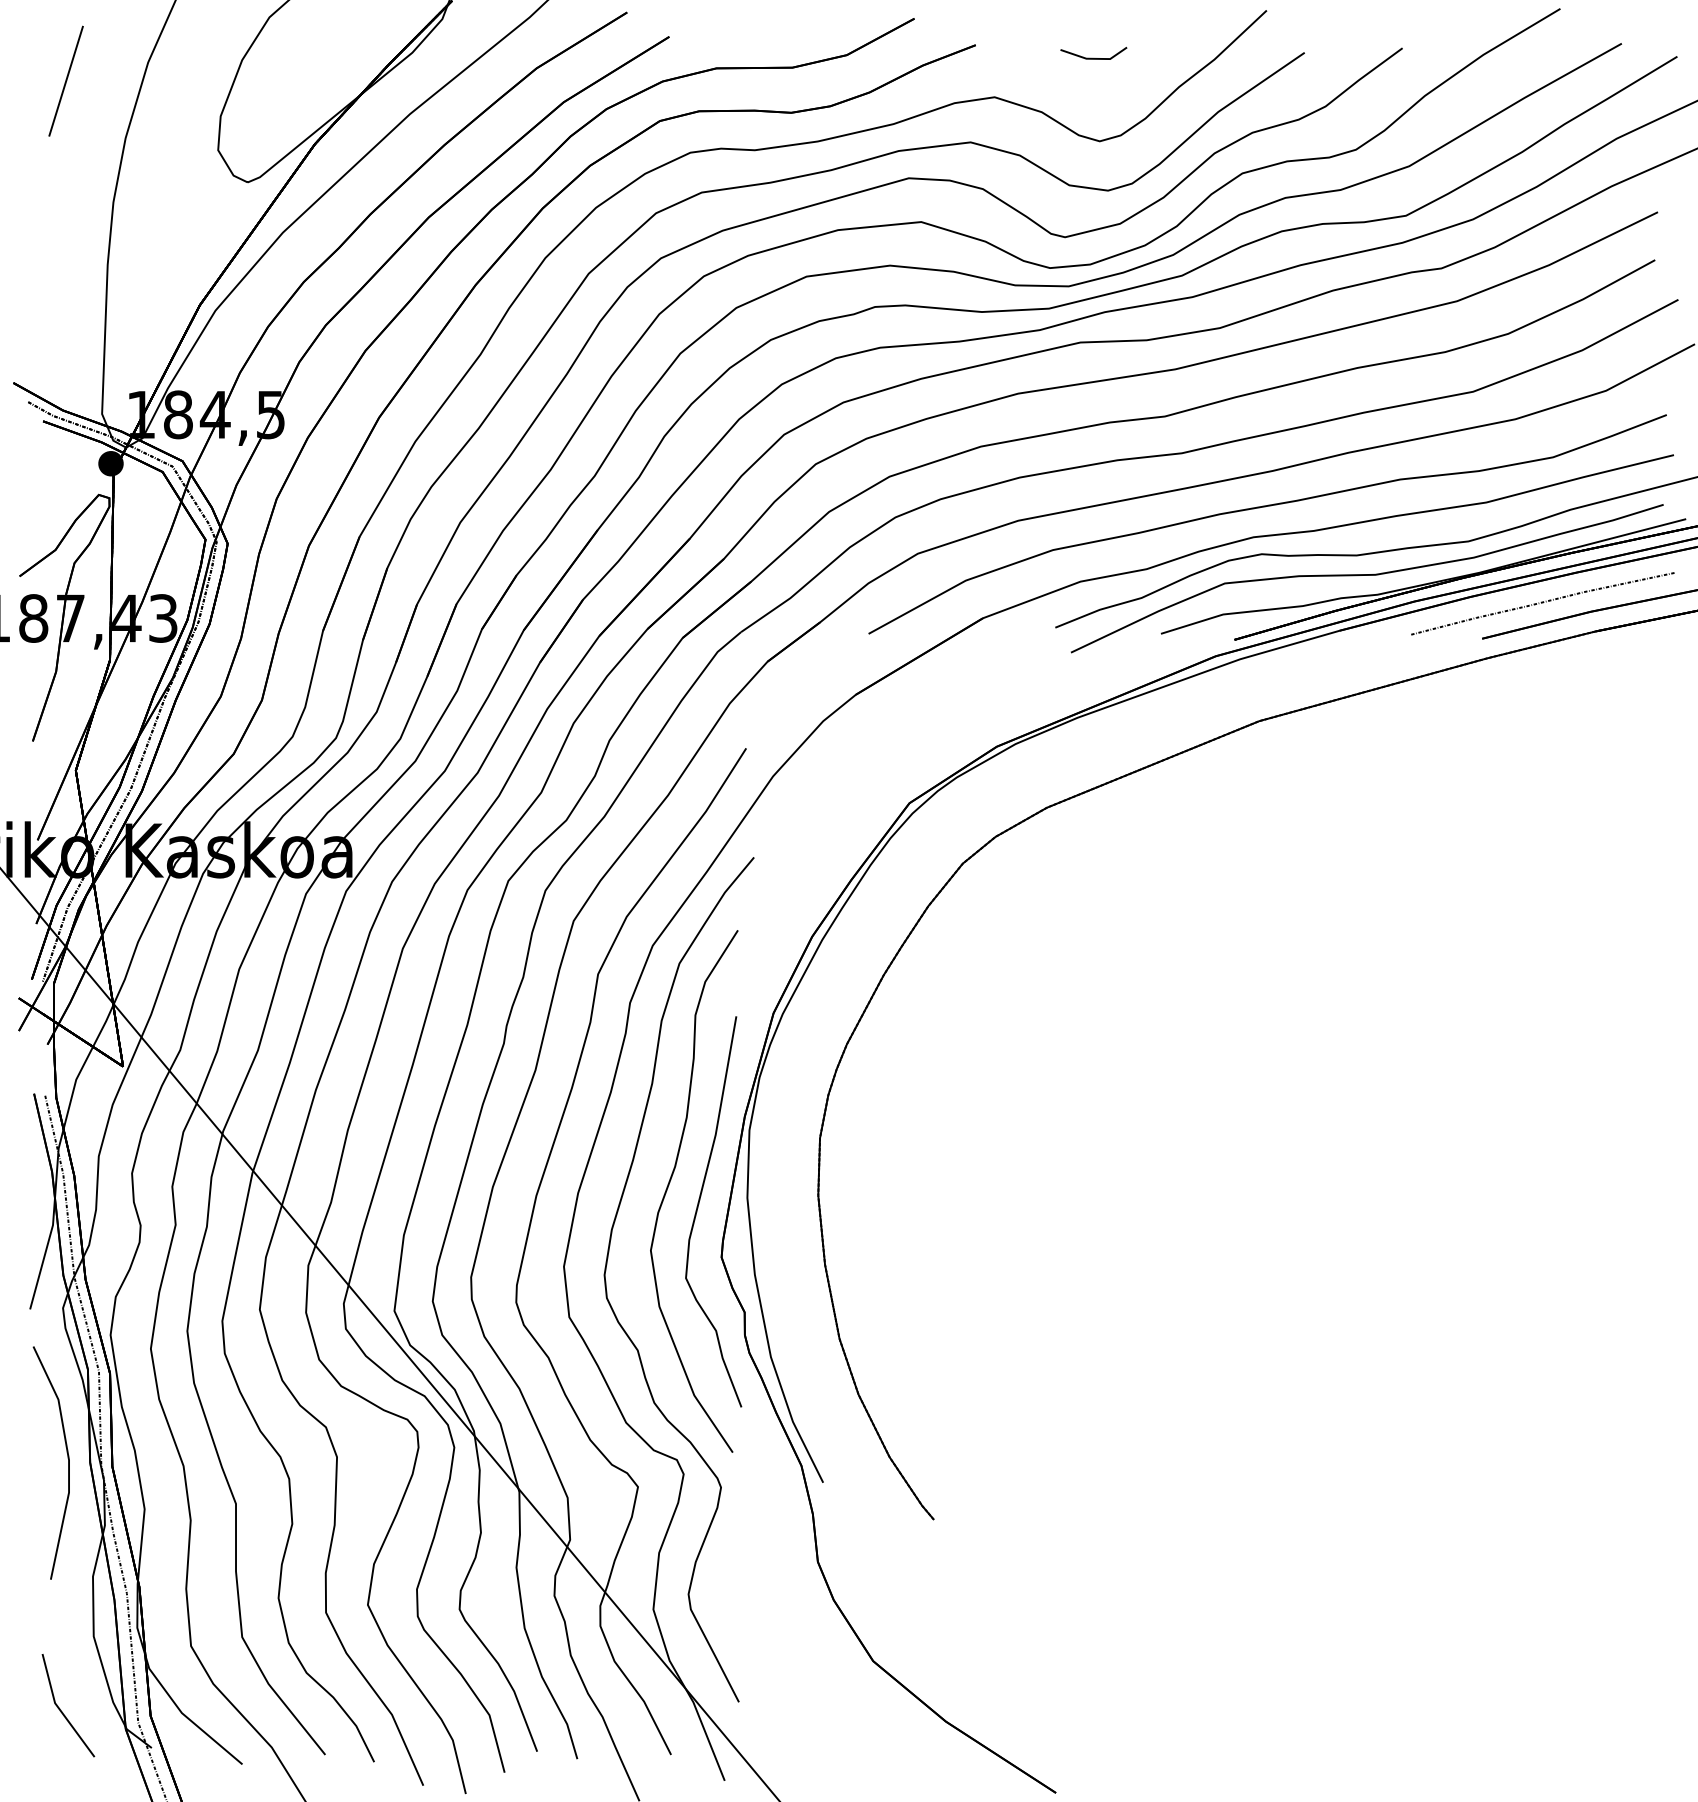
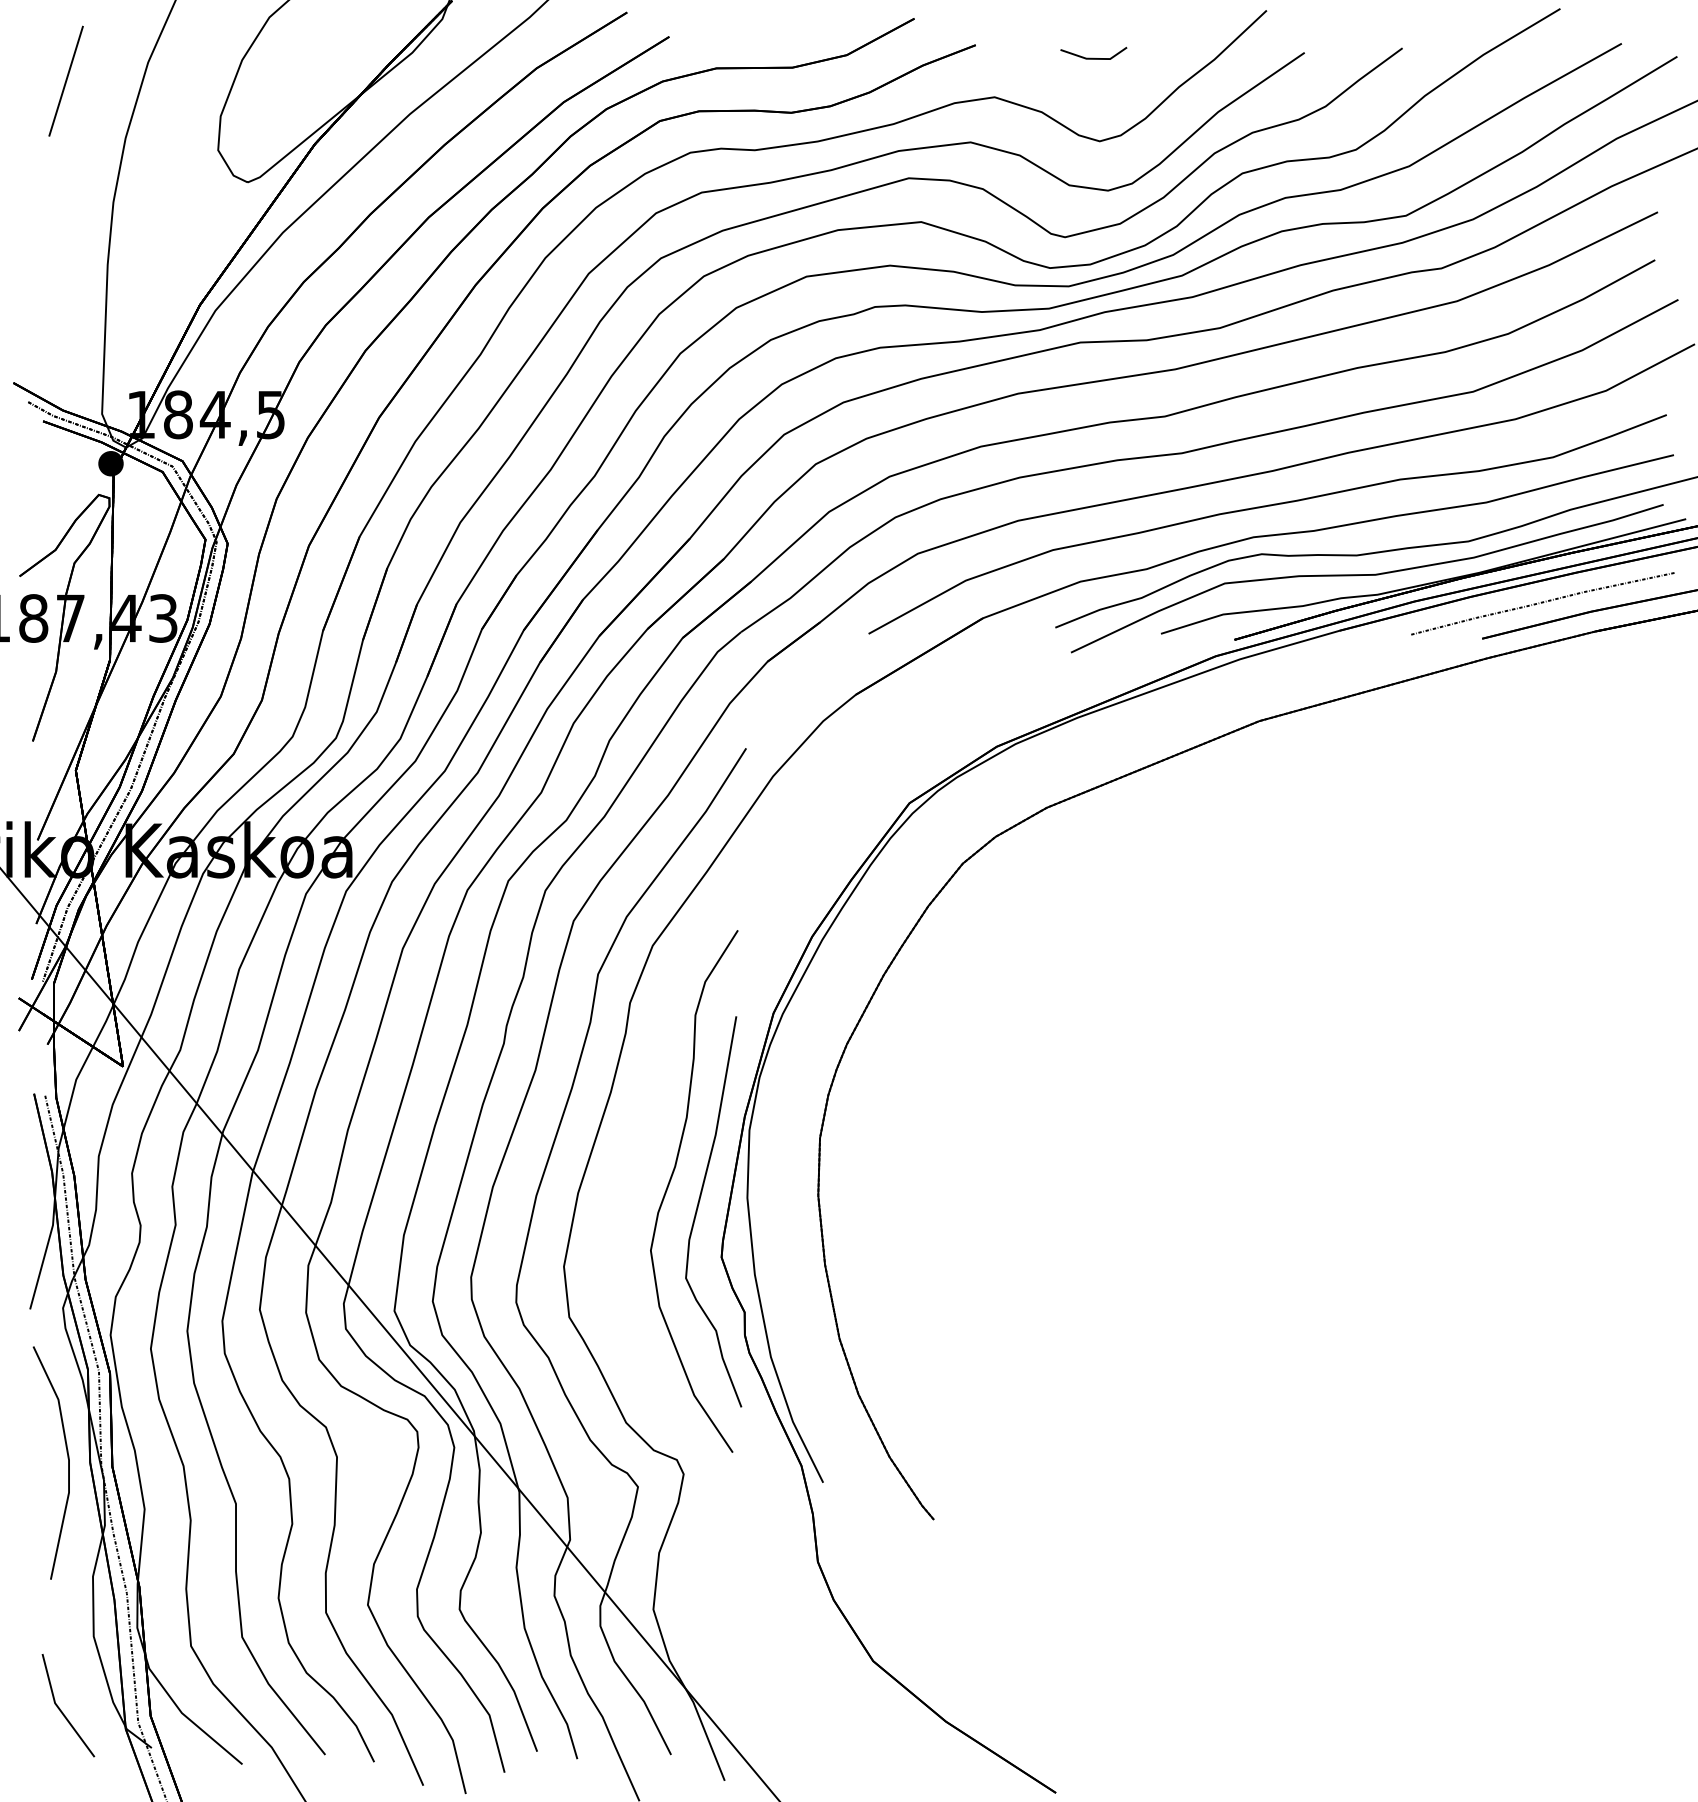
part: present -> none (614, 1311)
